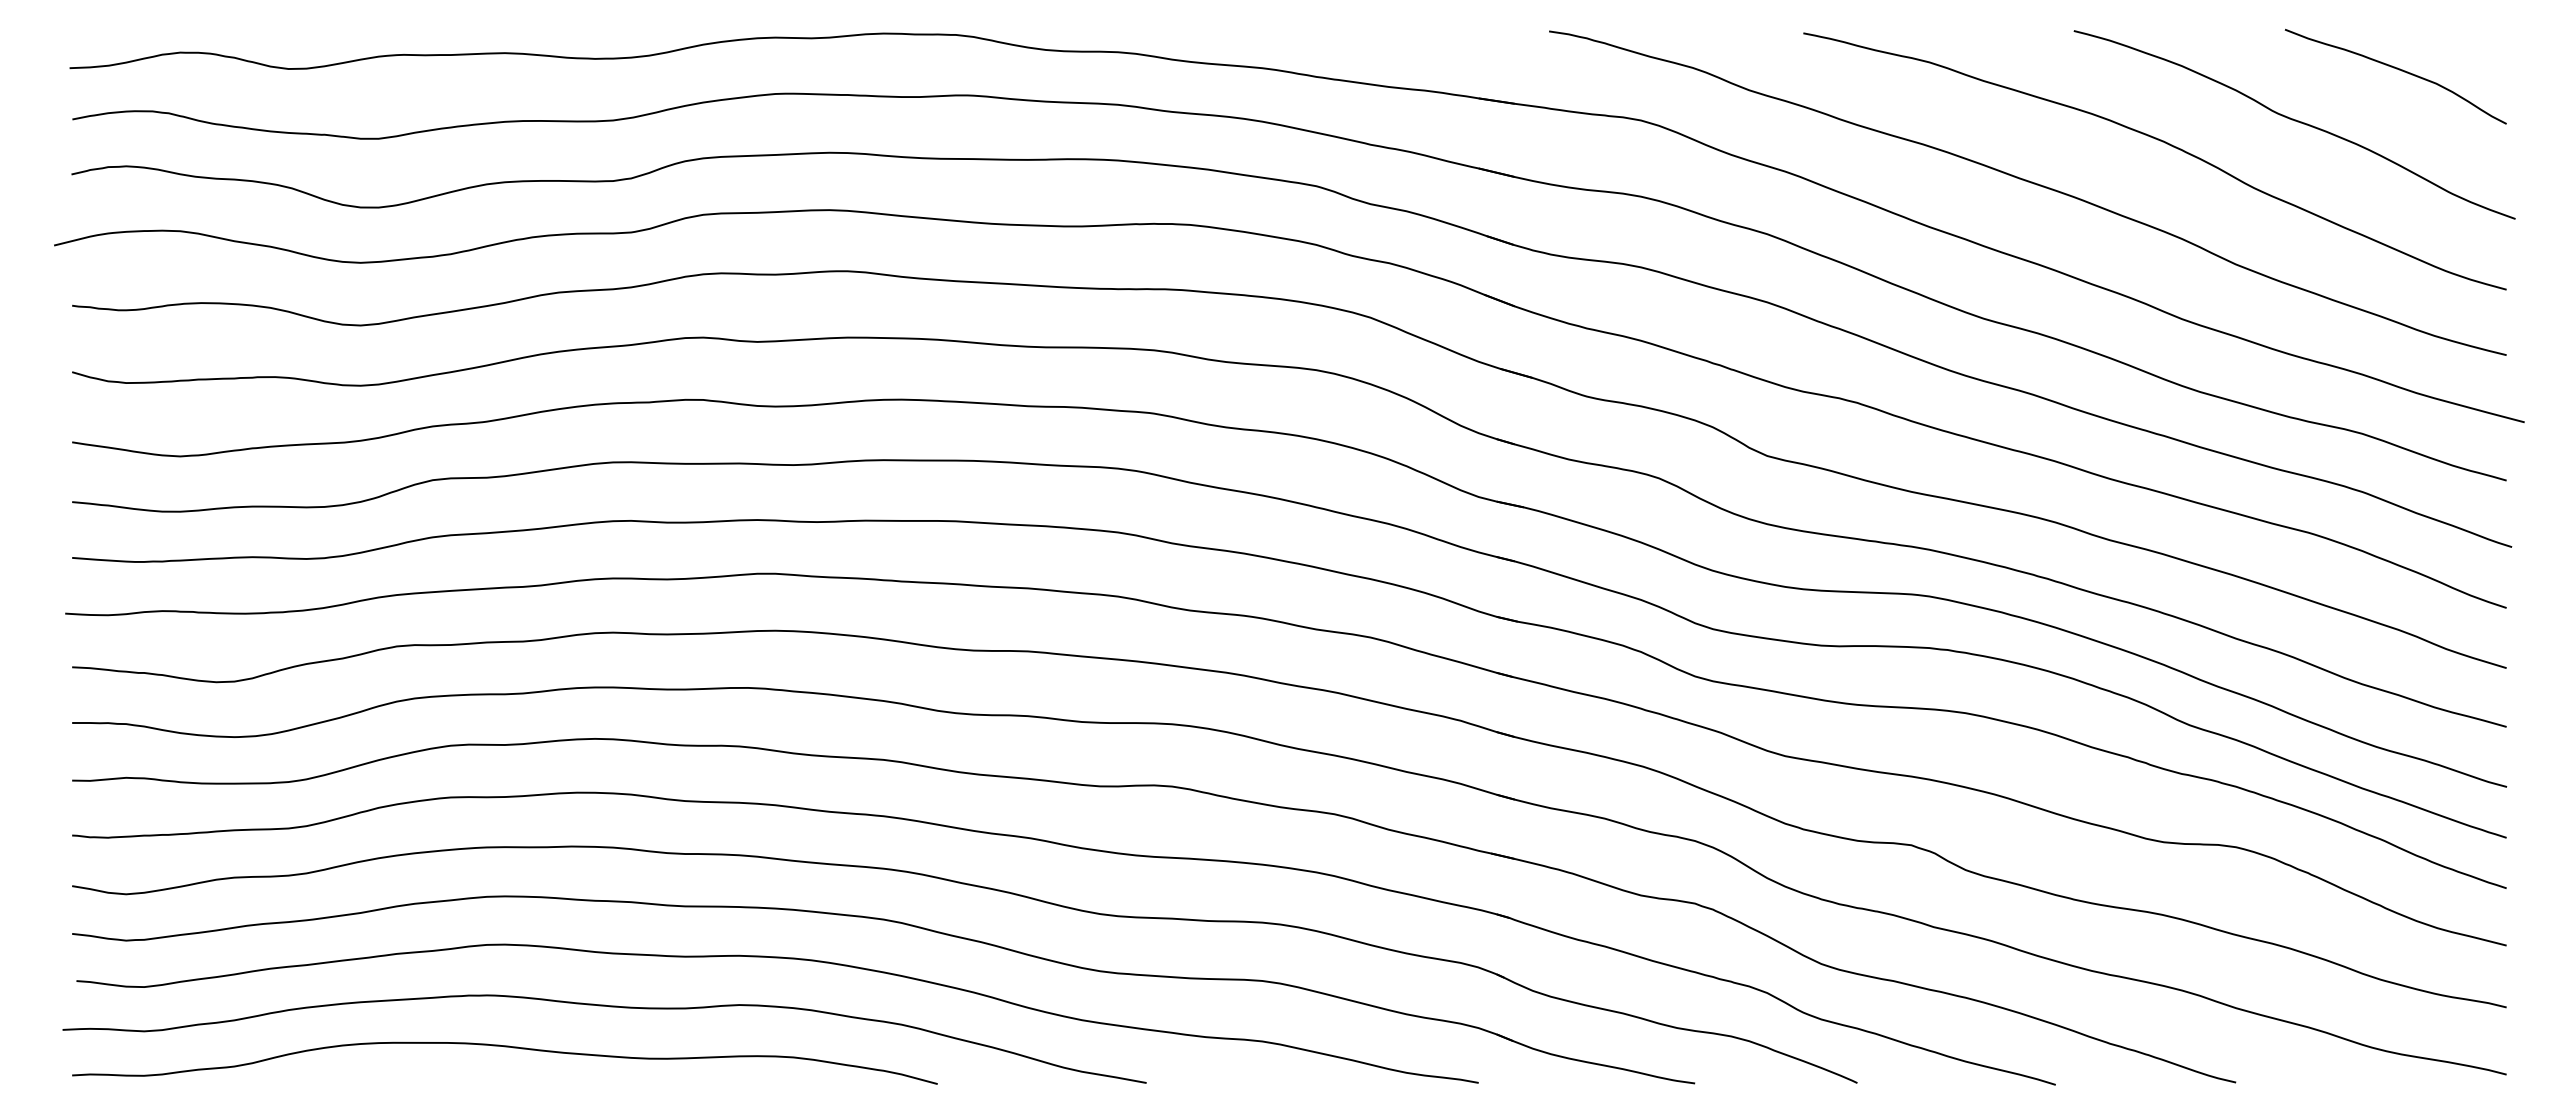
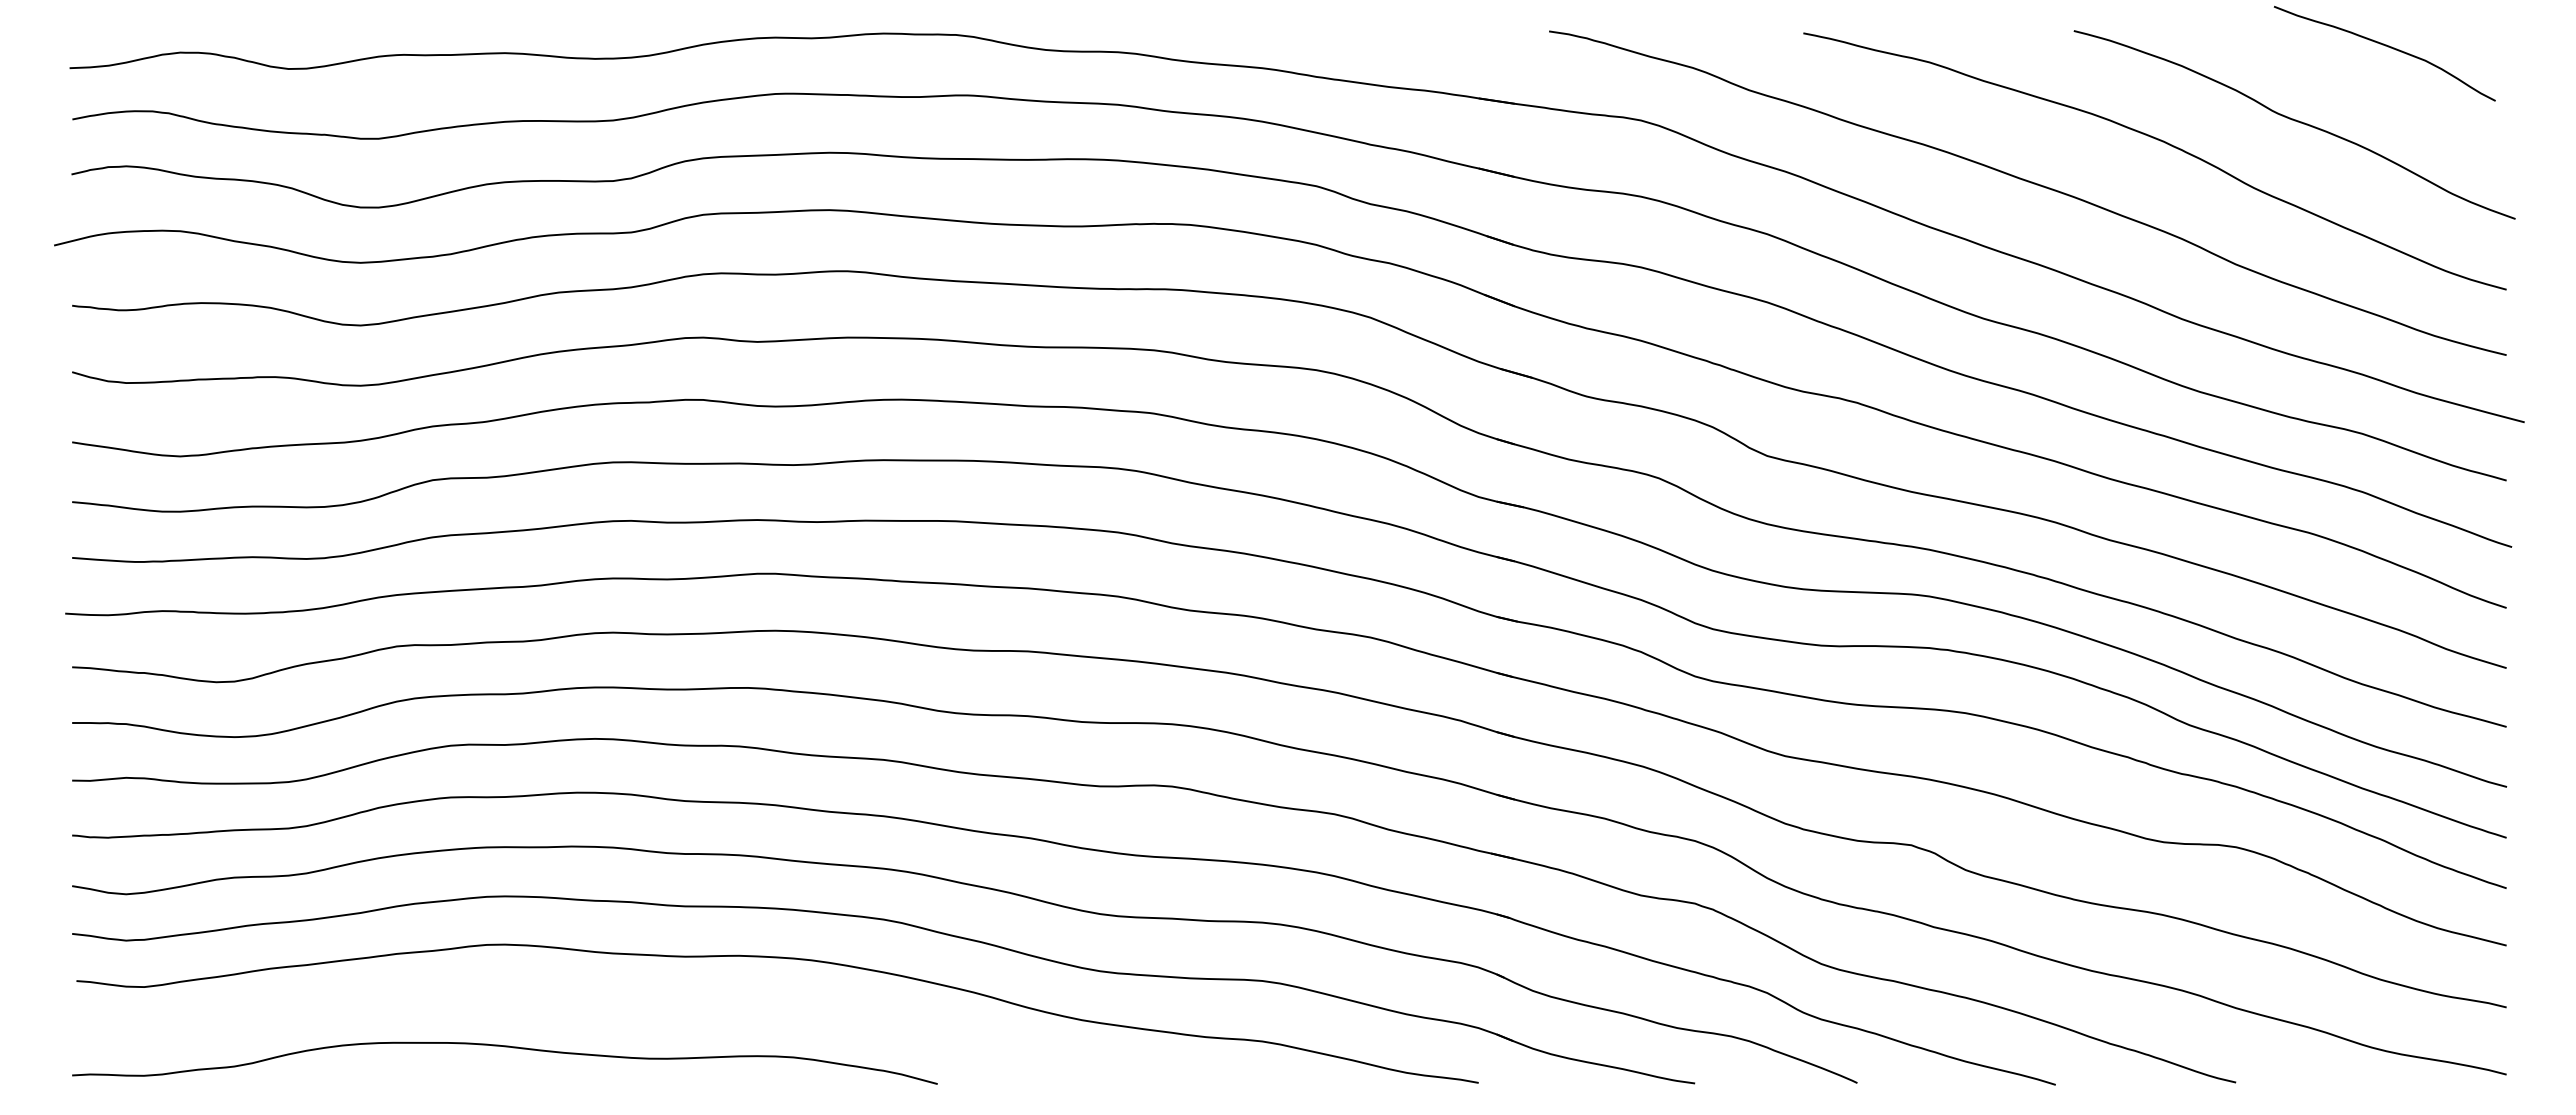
curve position: (2396, 69) -> (2385, 46) (2385, 46)
curve: present -> none (609, 1007)
